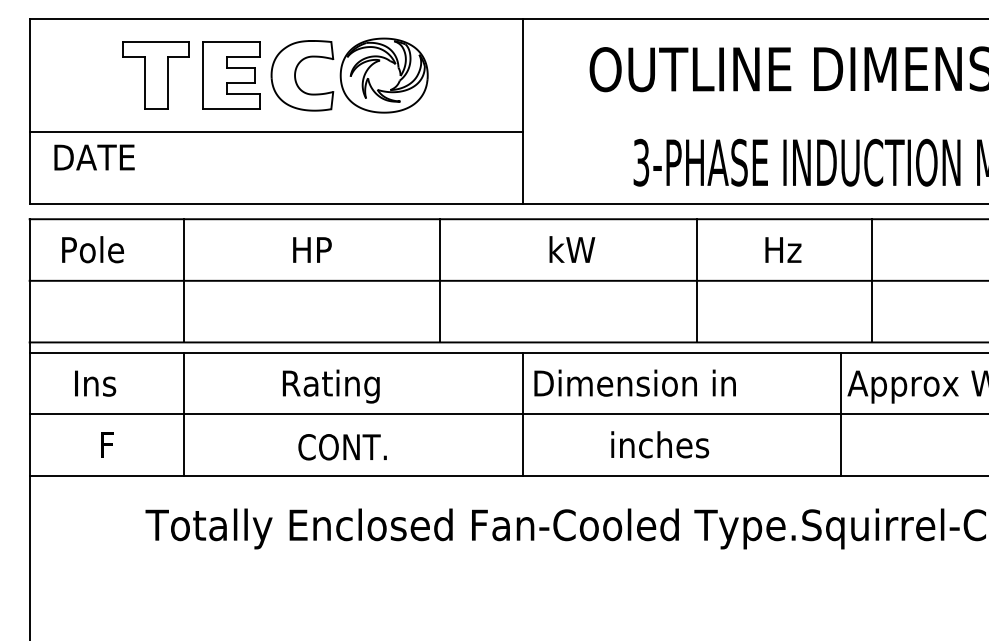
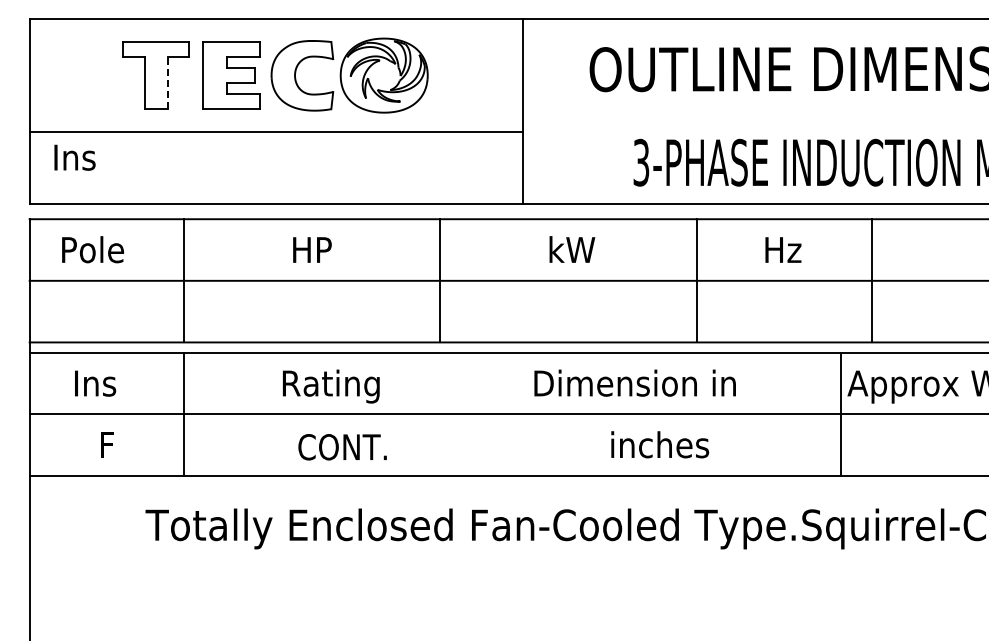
line: solid -> dashed (168, 82)
text: DATE -> Ins (95, 157)
line: present -> none (522, 413)
